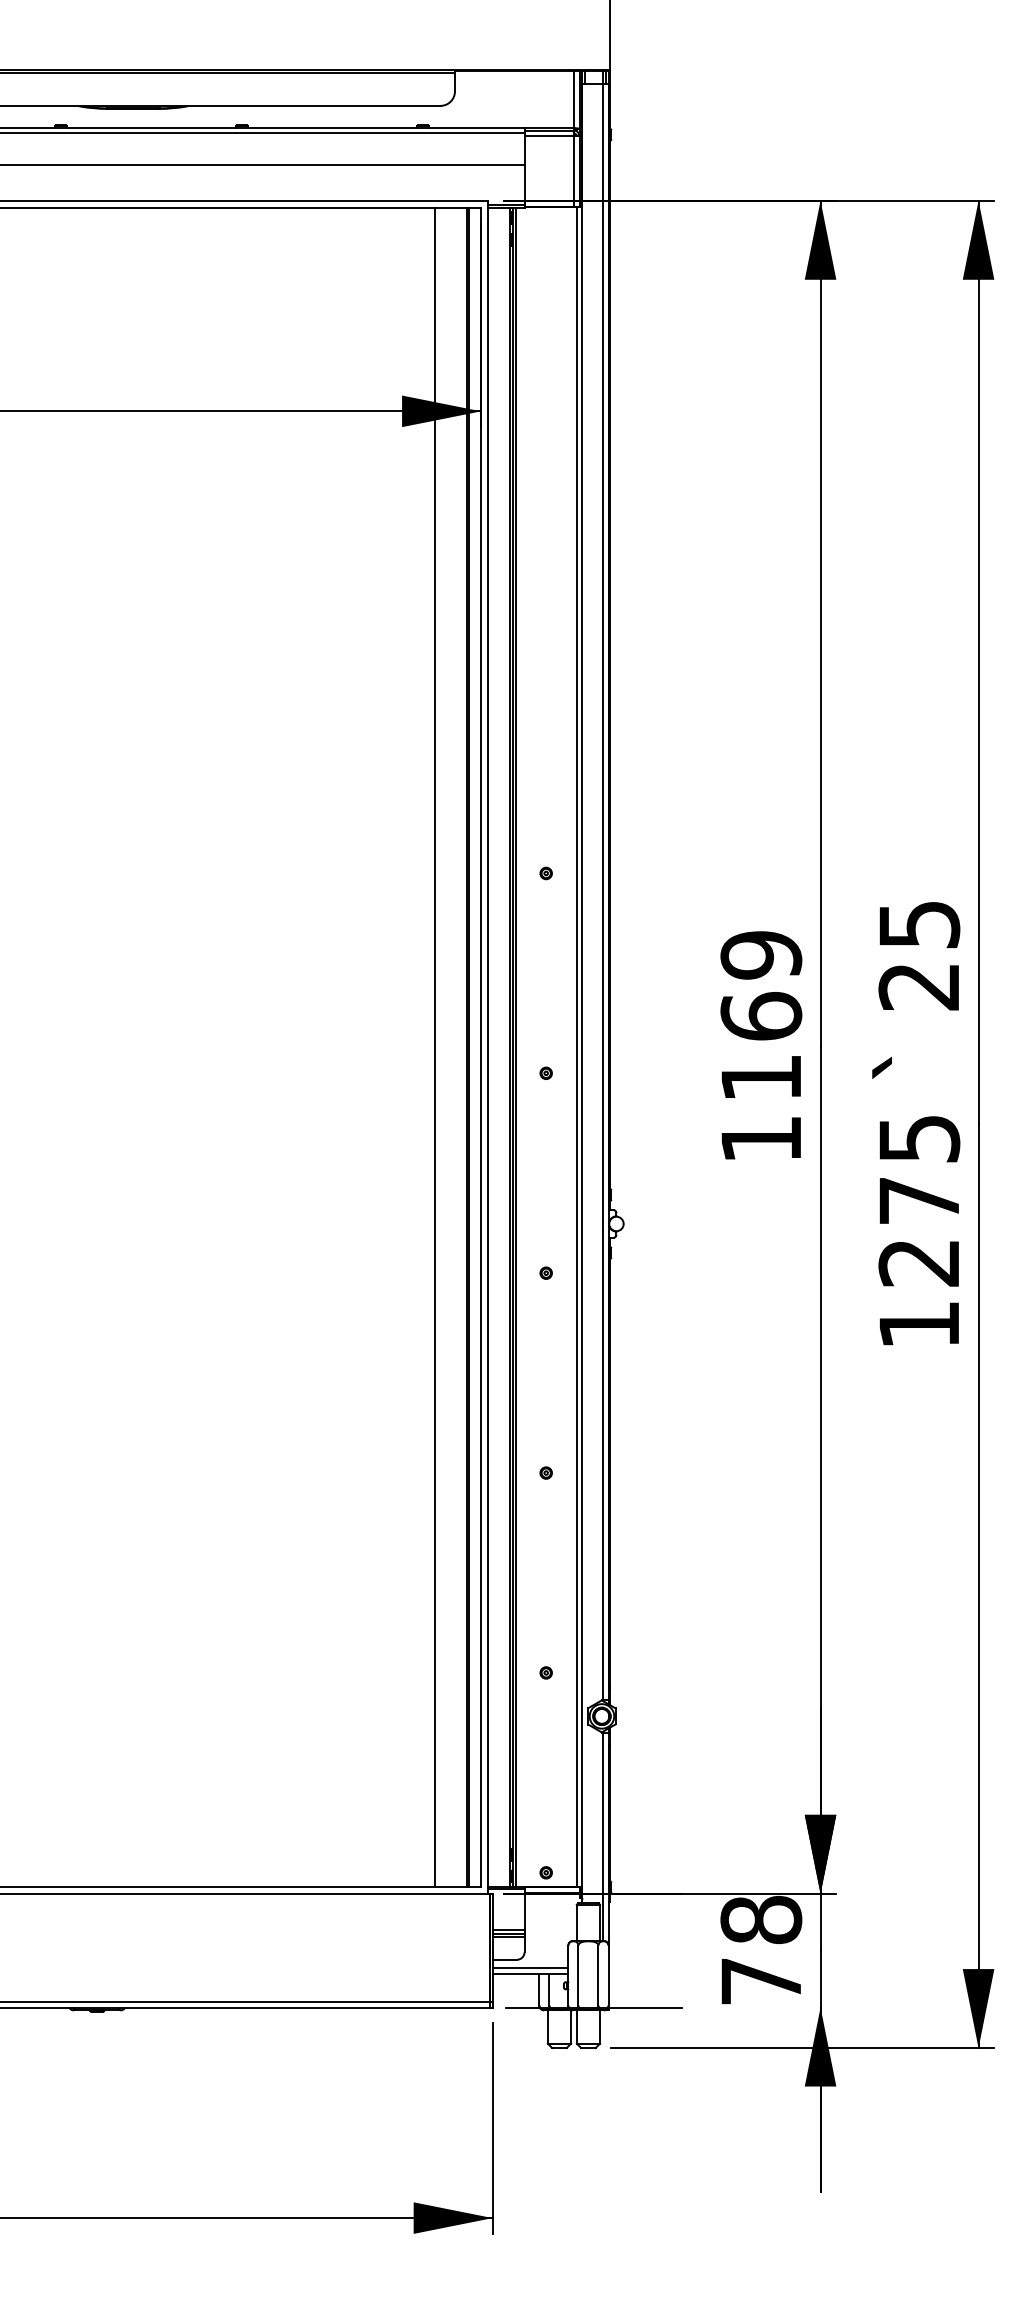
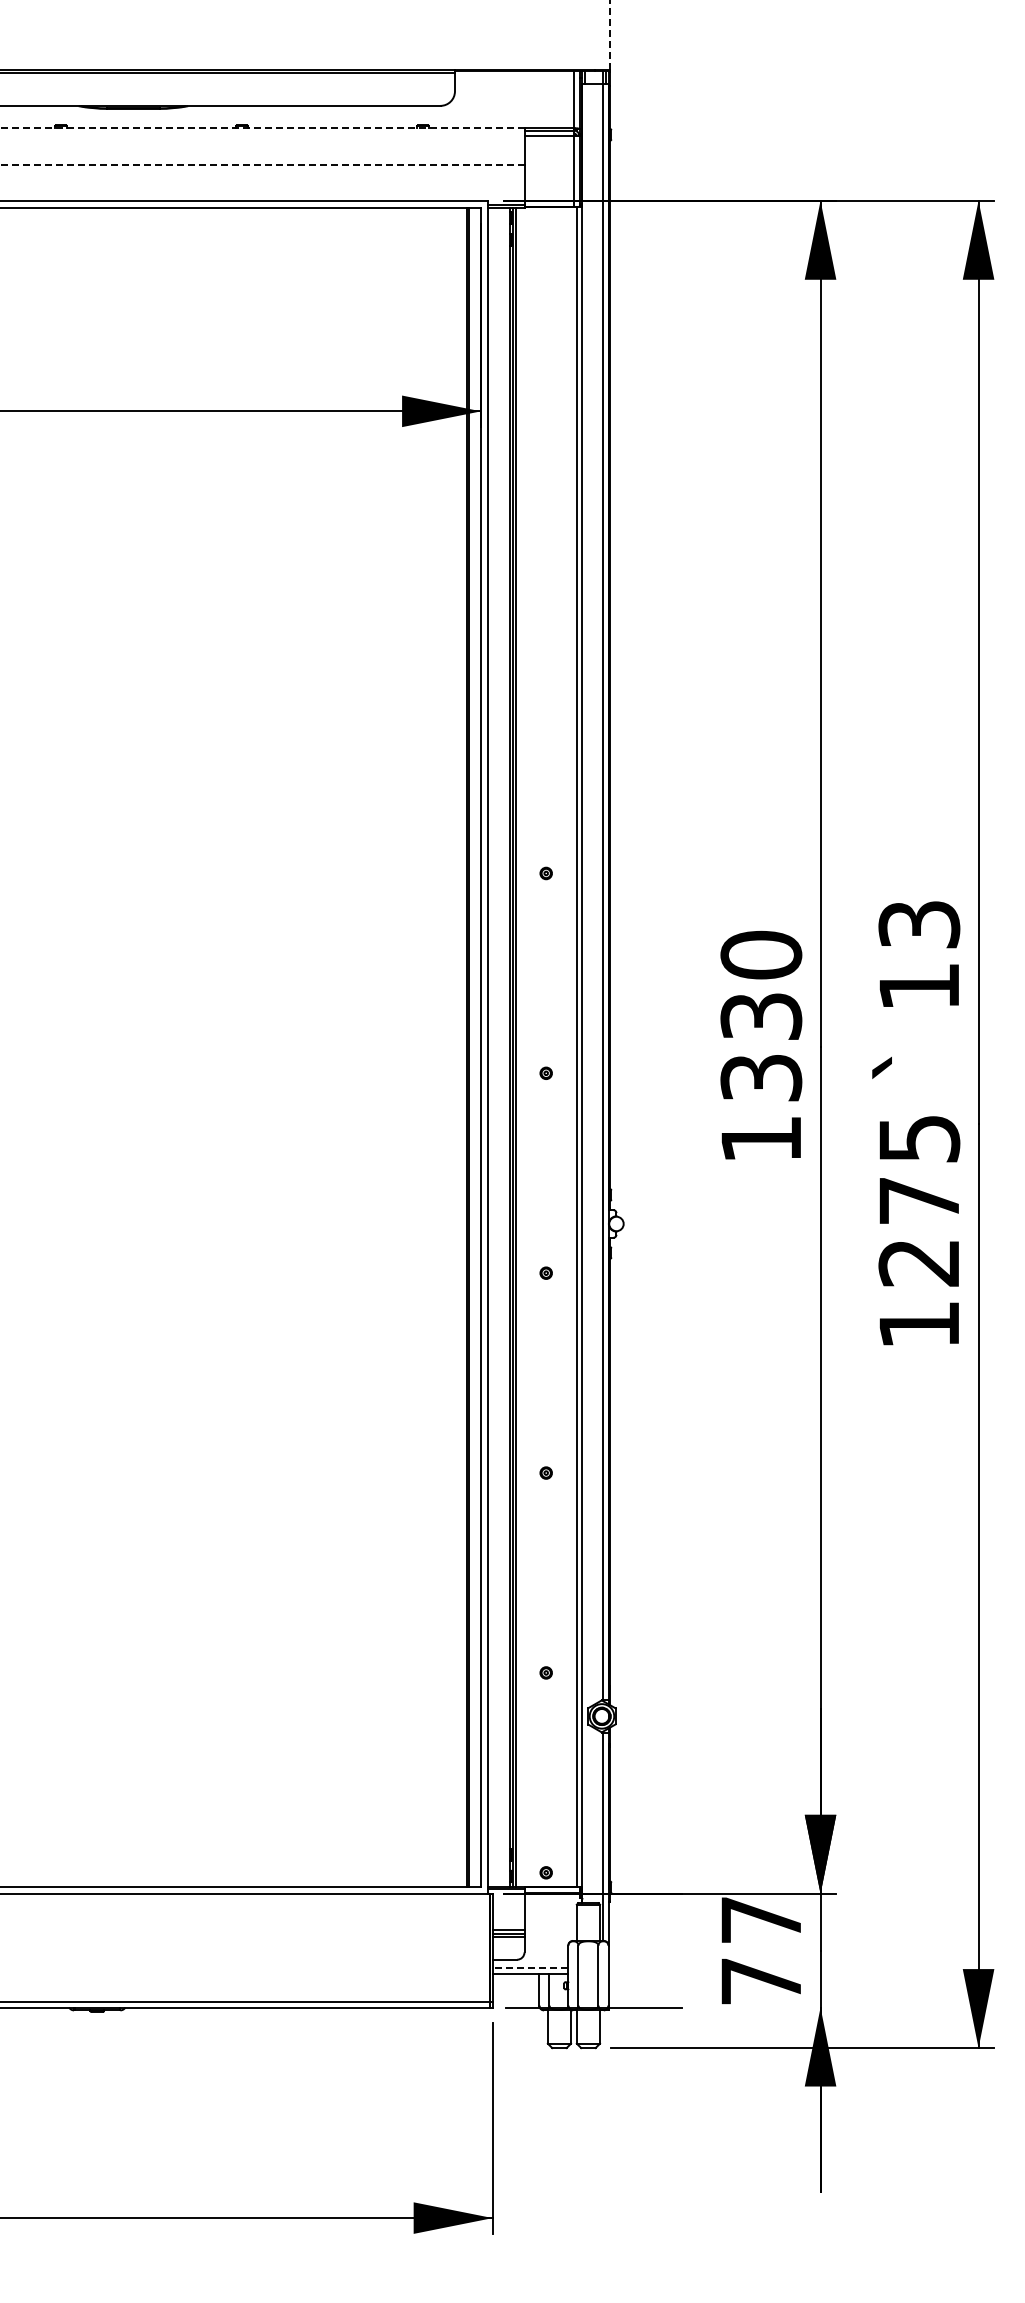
line: solid -> dashed (609, 34)
line: solid -> dashed (262, 127)
line: present -> none (263, 133)
line: solid -> dashed (262, 164)
text: 25 -> 13 (918, 955)
text: 1169 -> 1330 (761, 1015)
line: present -> none (434, 1047)
text: 78 -> 77 (761, 1919)
line: solid -> dashed (530, 1968)
